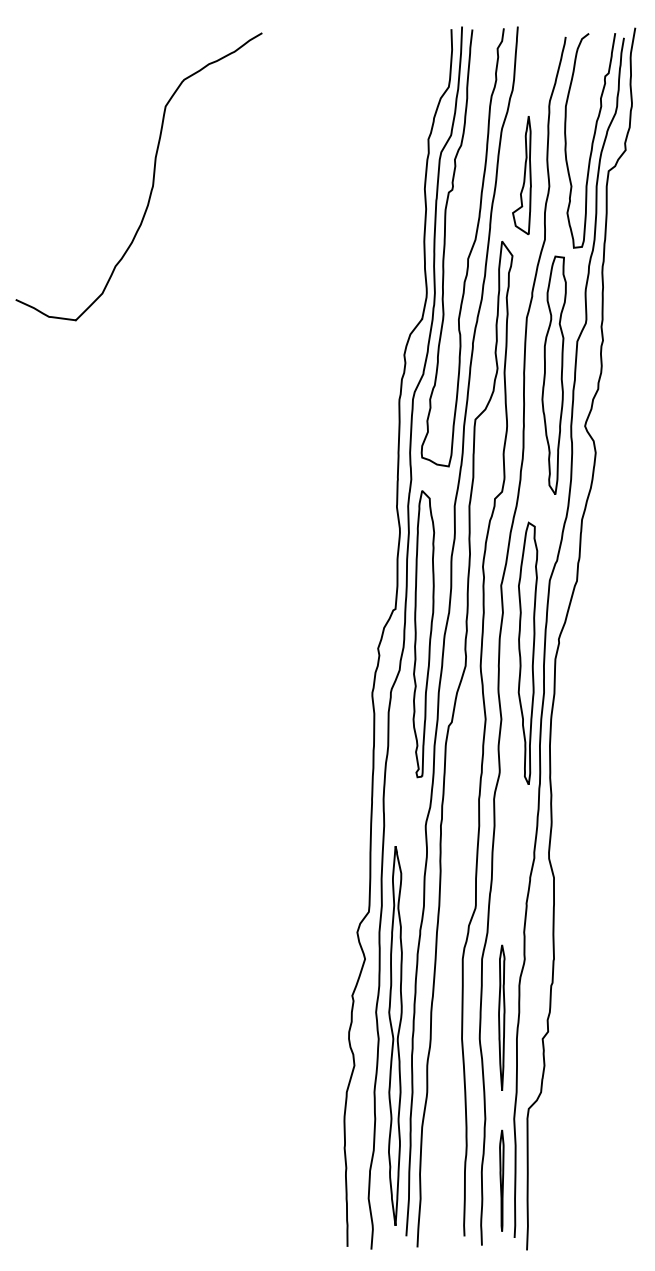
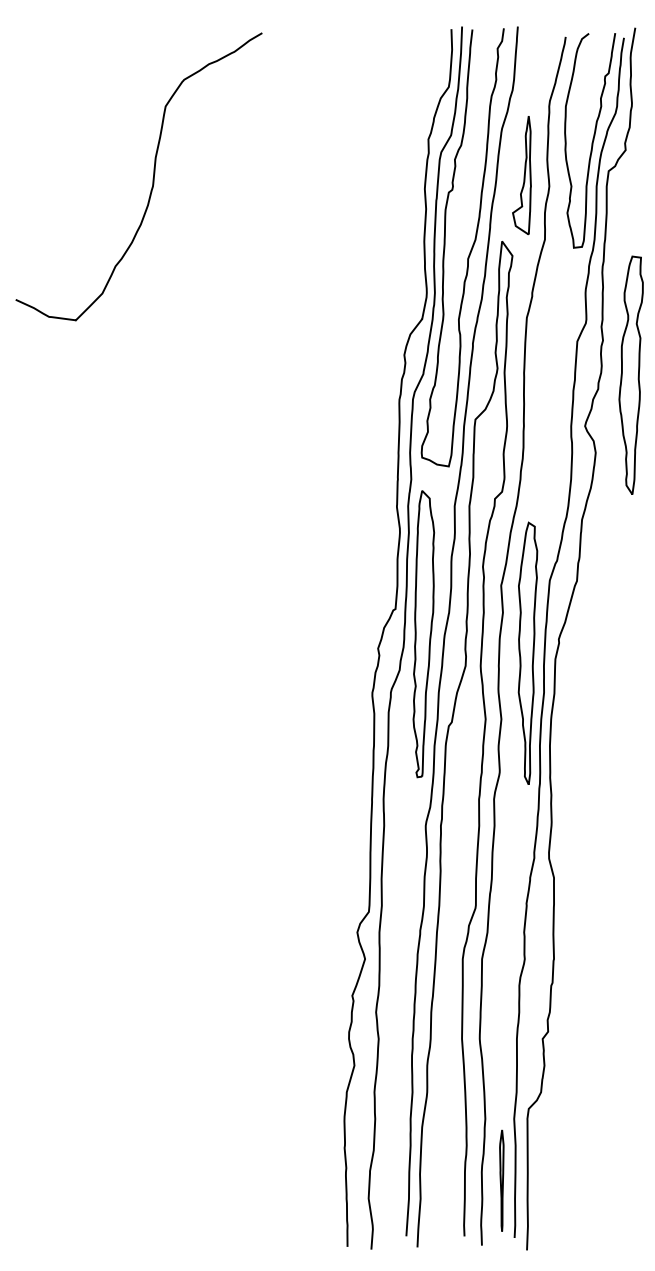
part position: (553, 374) -> (630, 374) (630, 374)
part: present -> none (501, 1017)
part: present -> none (395, 1035)
